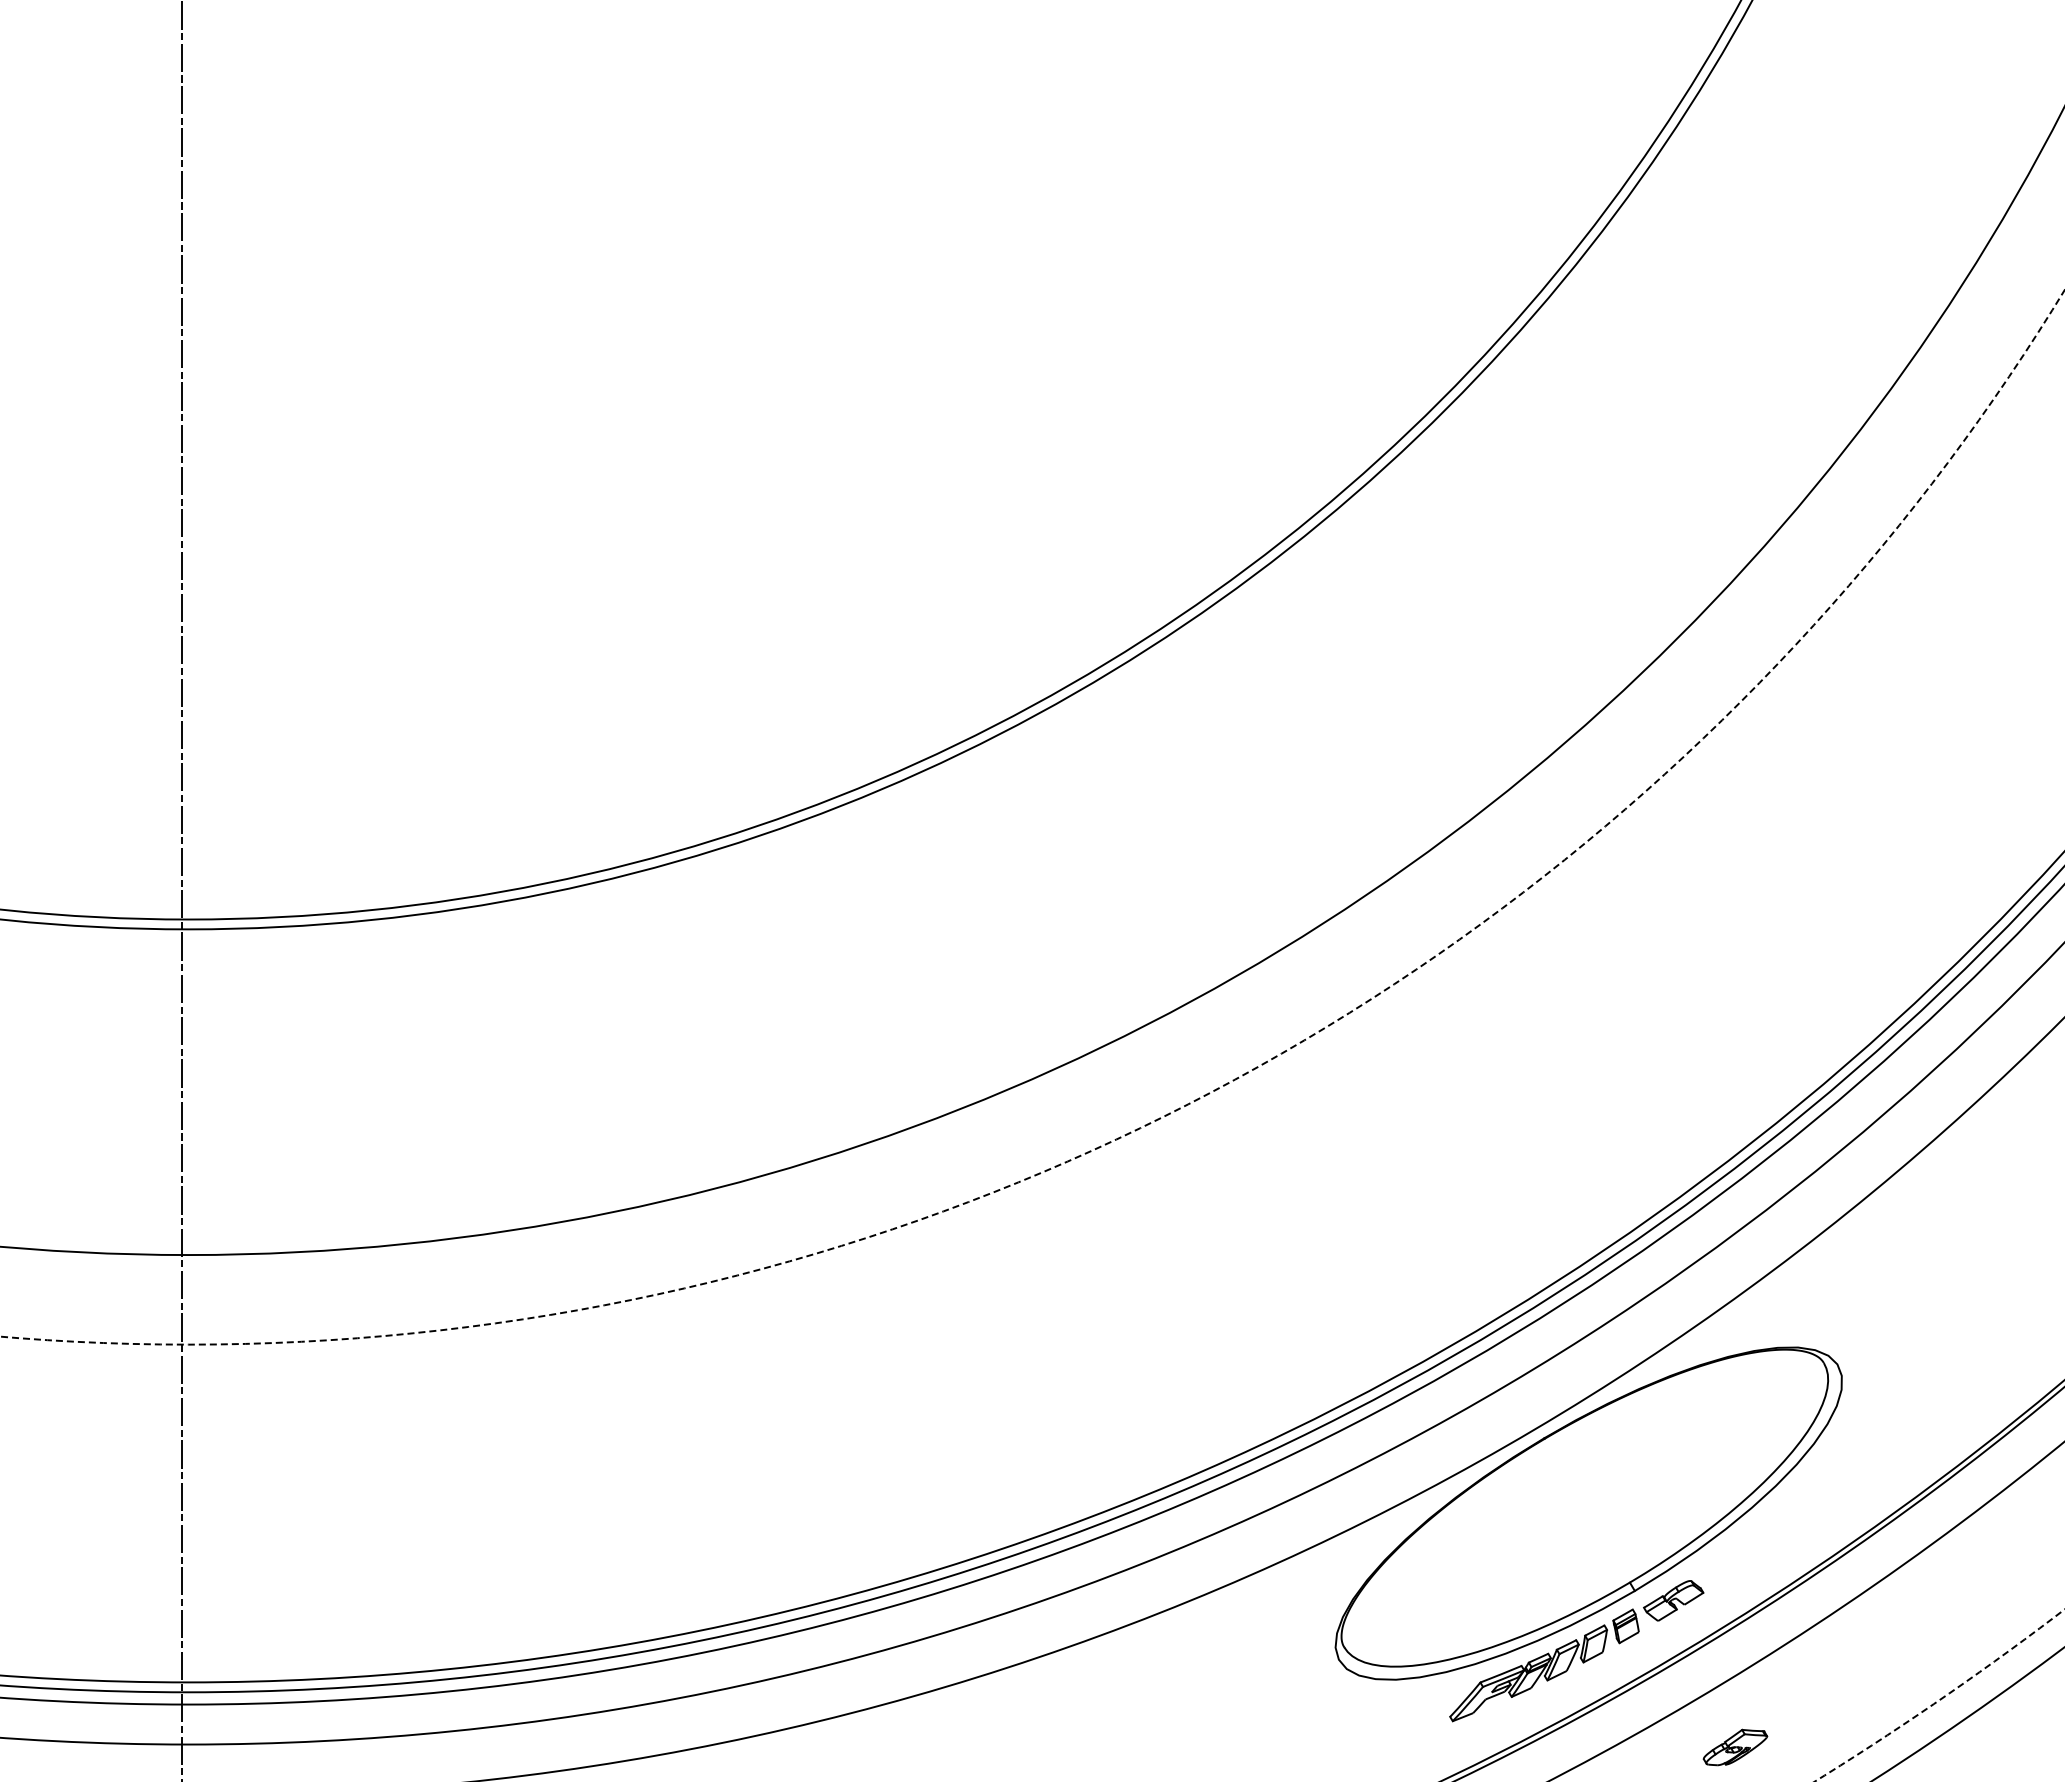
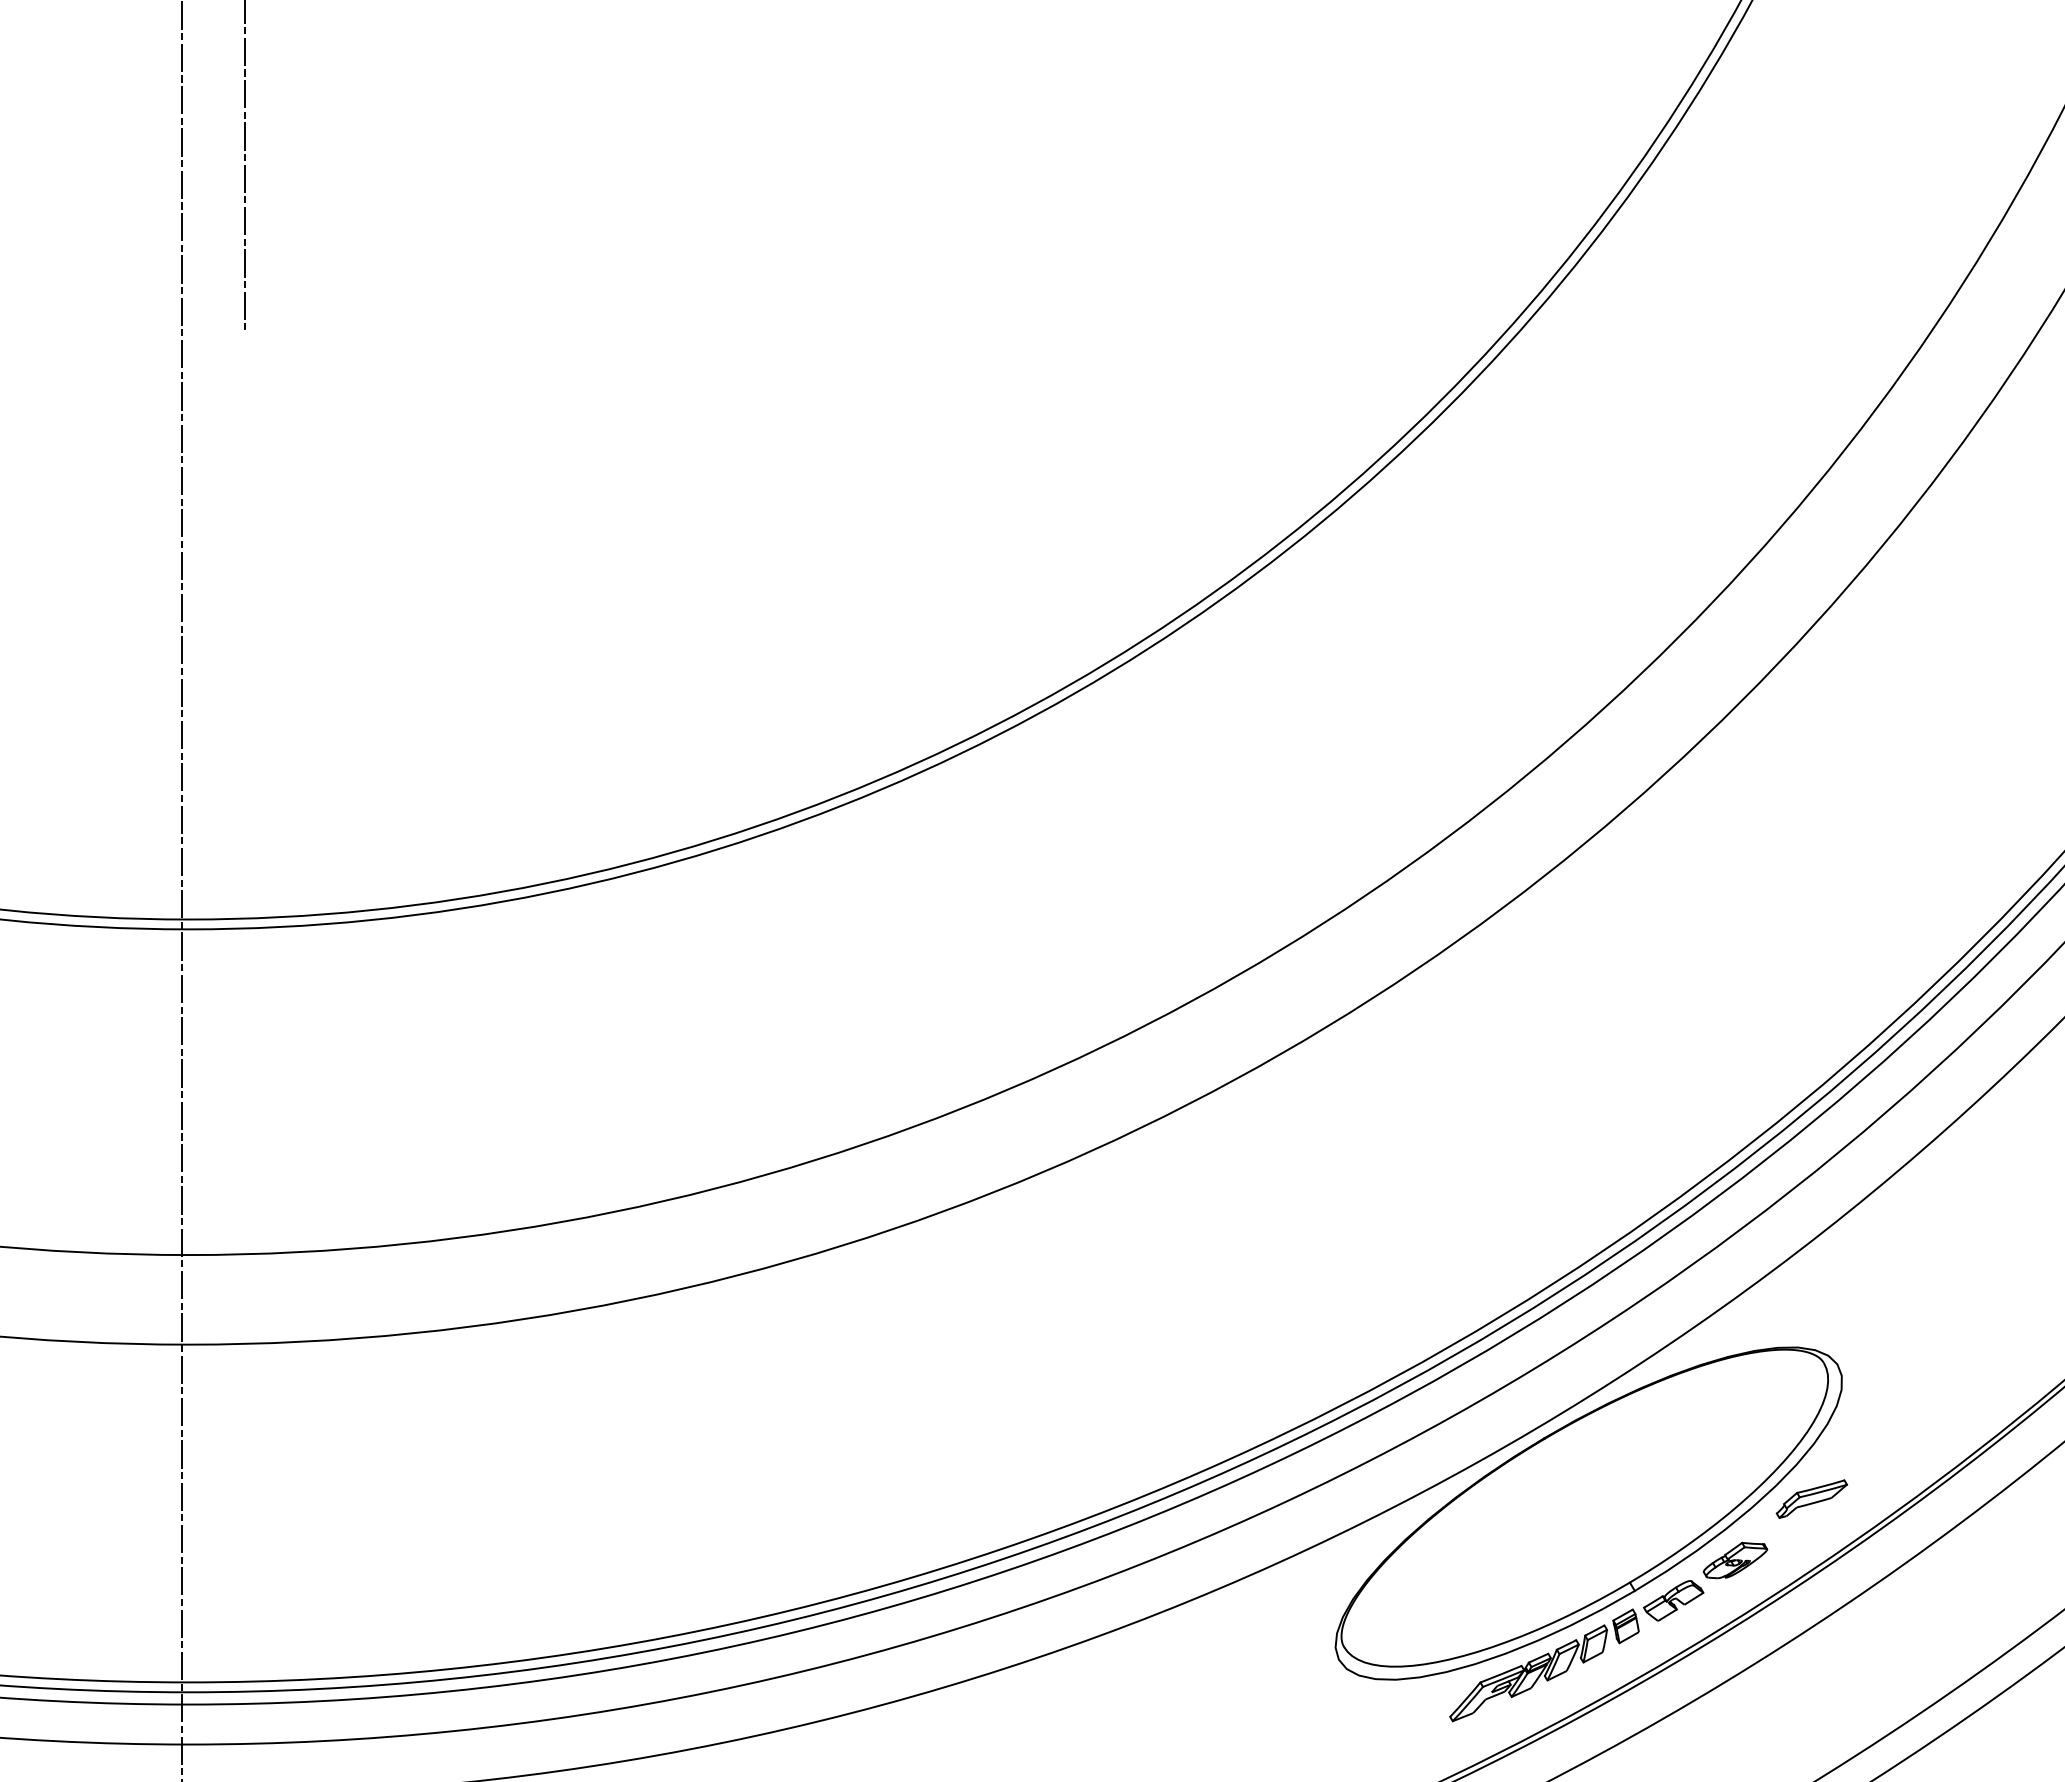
line: none -> present (244, 167)
circle: dashed -> solid (1032, 817)
part: none -> present (1811, 1498)
circle: dashed -> solid (1939, 1695)
part position: (1735, 1747) -> (1735, 1560) (1735, 1560)
